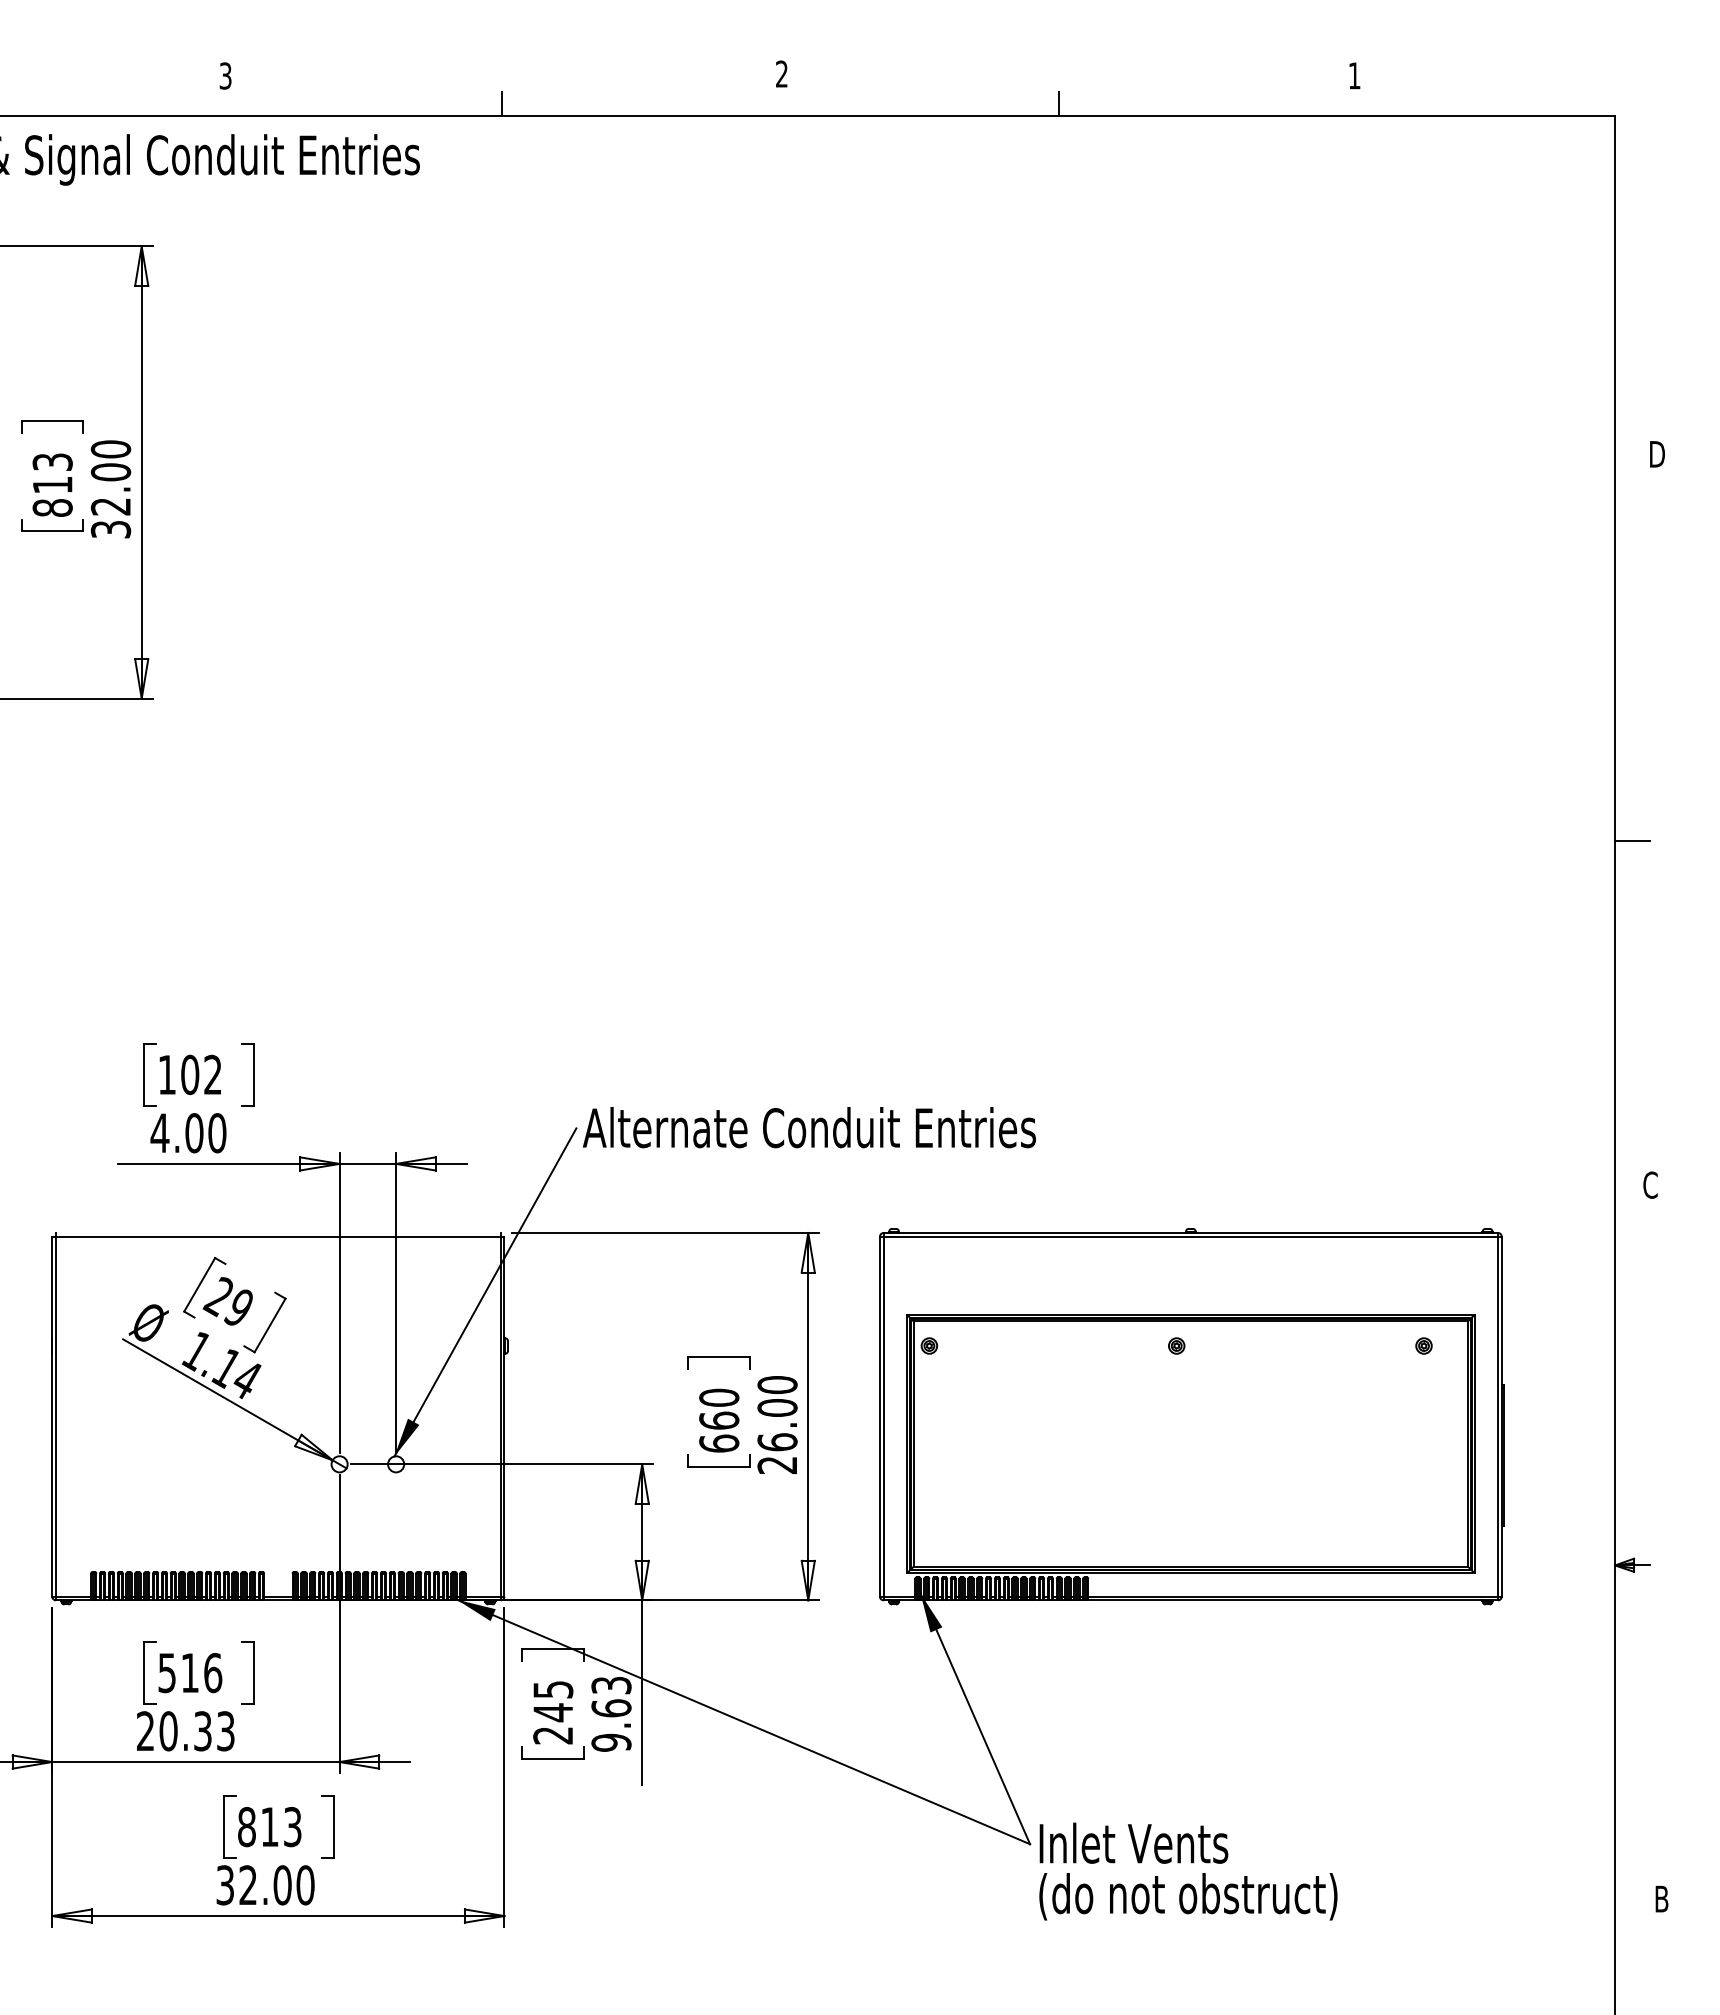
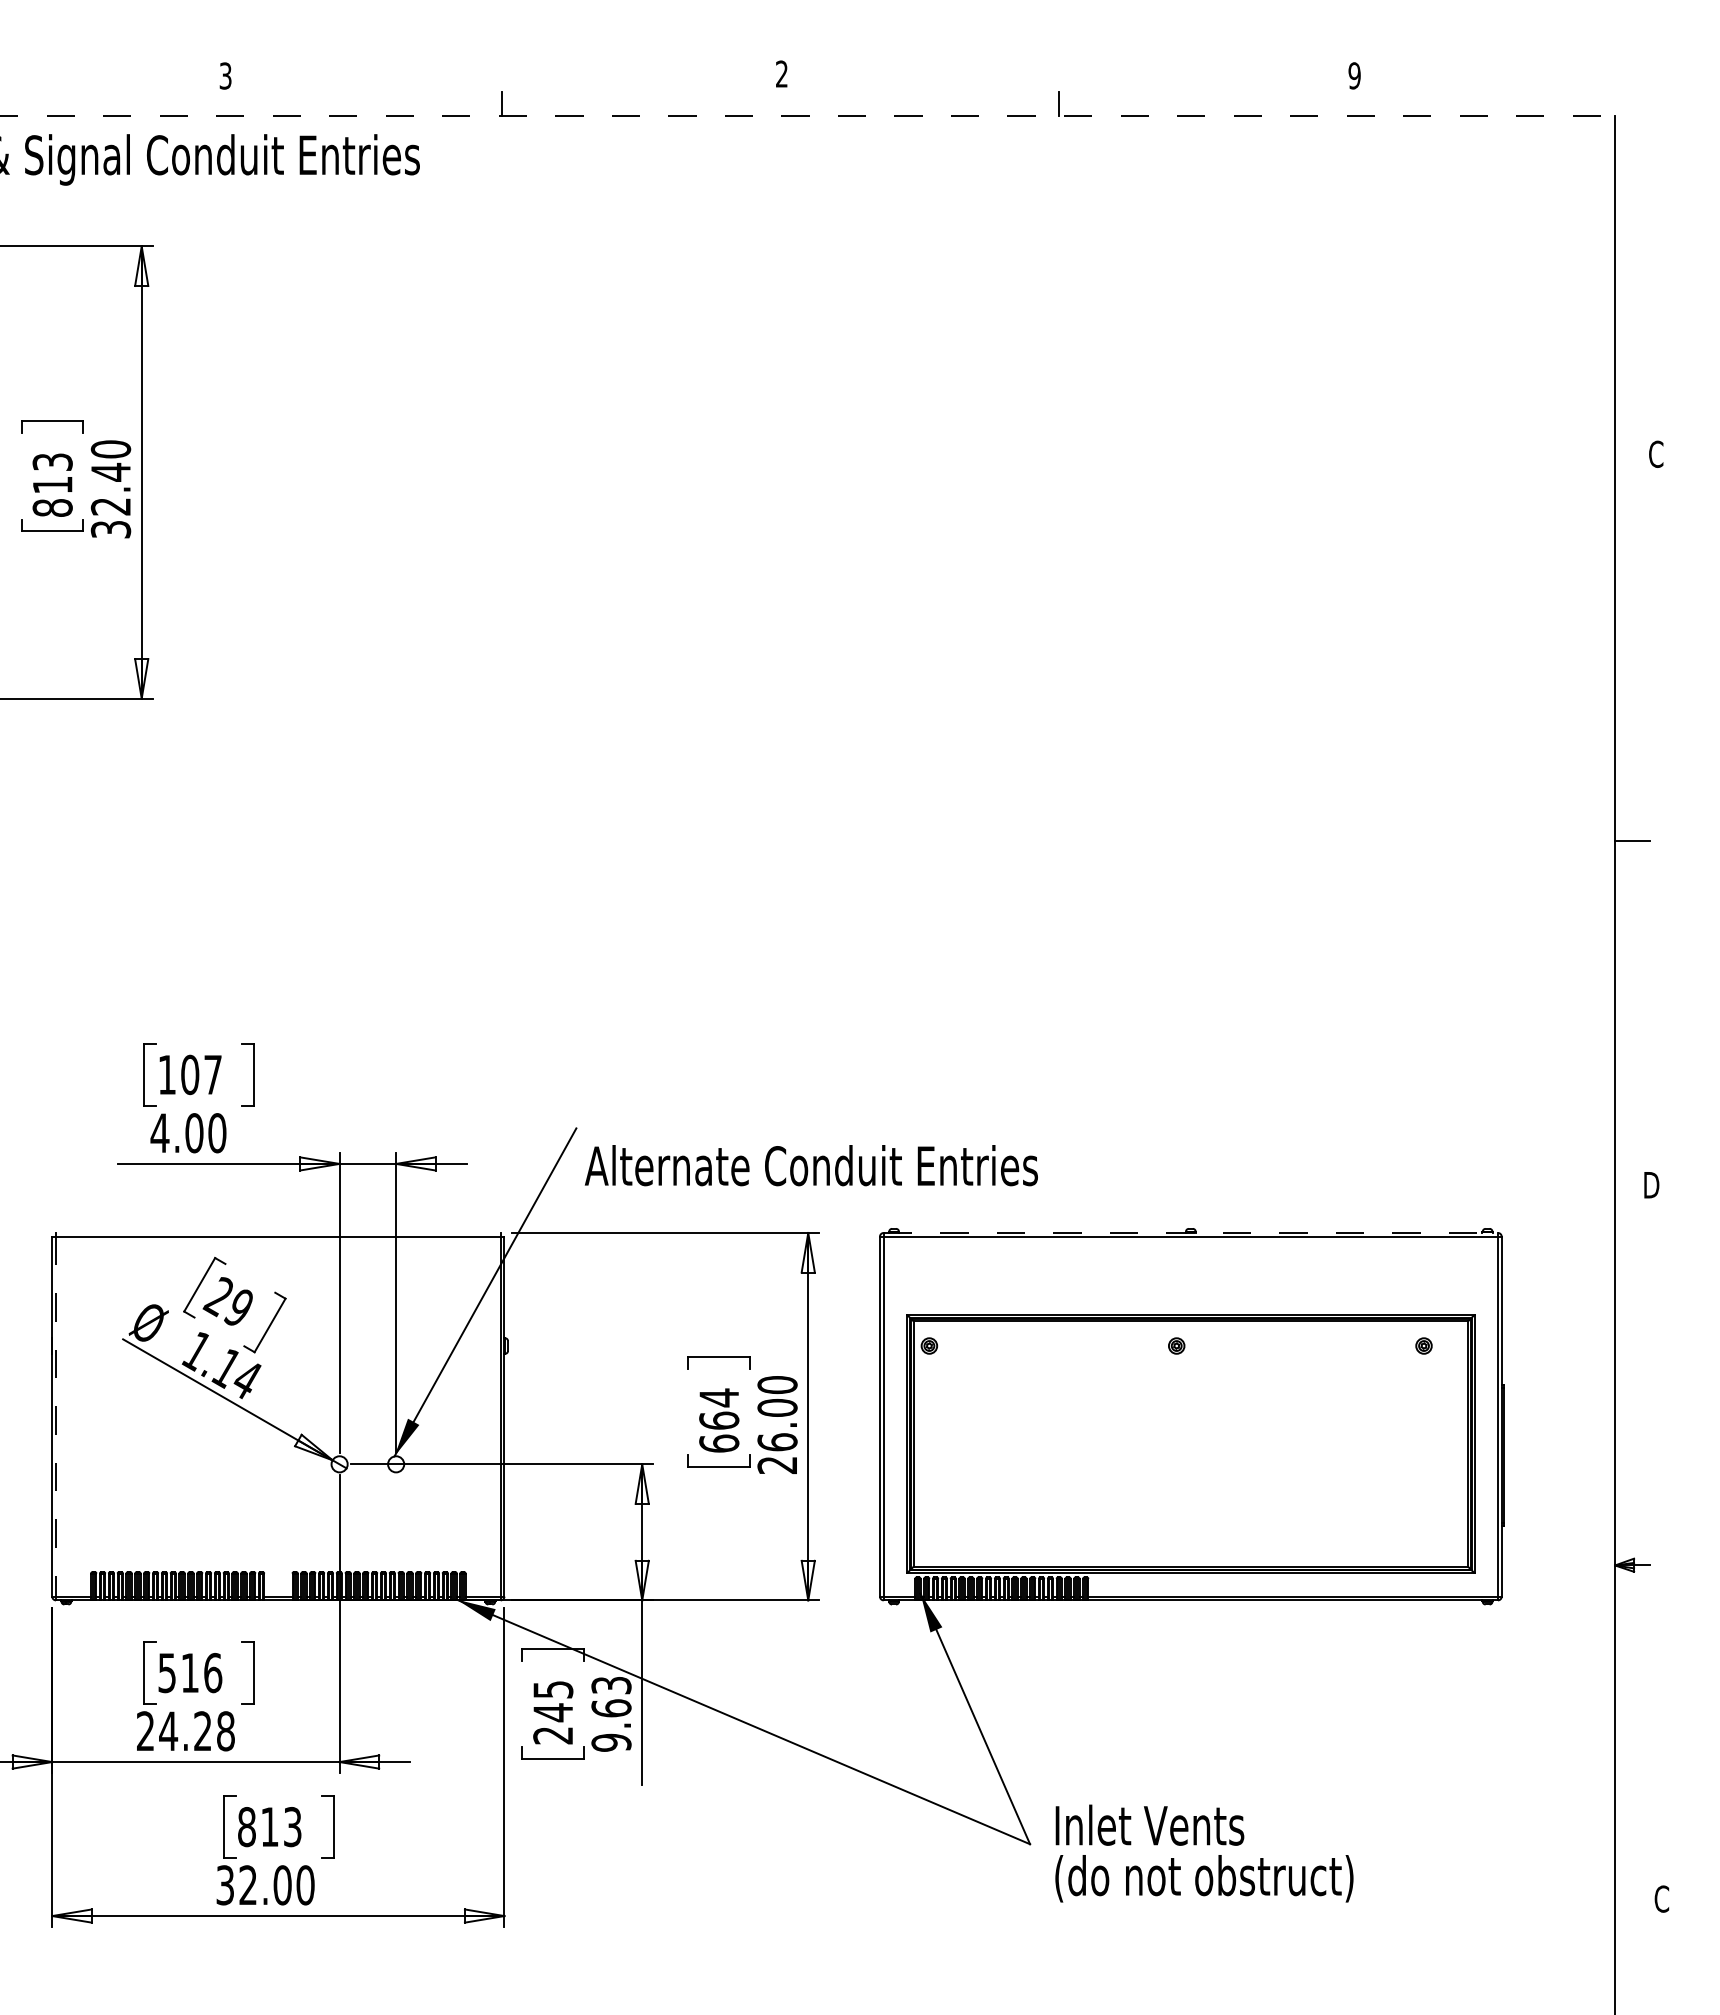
text: 1 -> 9 (1354, 75)
line: solid -> dashed (808, 115)
text: D -> C (1656, 453)
text: 32.00 -> 32.40 (110, 471)
text: 102 -> 107 (212, 1074)
text position: (808, 1127) -> (810, 1165) (810, 1165)
text: C -> D (1651, 1184)
line: solid -> dashed (1191, 1232)
text: 660 -> 664 (719, 1397)
line: solid -> dashed (56, 1416)
text: 20.33 -> 24.28 (196, 1731)
text position: (1188, 1871) -> (1204, 1853) (1204, 1853)
text: B -> C (1661, 1898)
